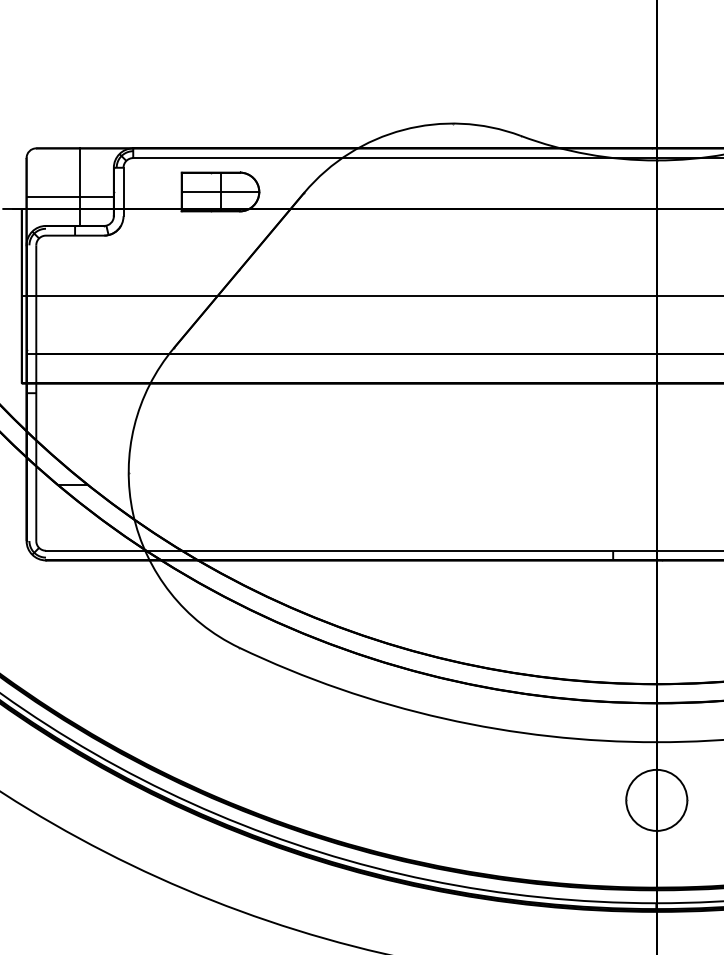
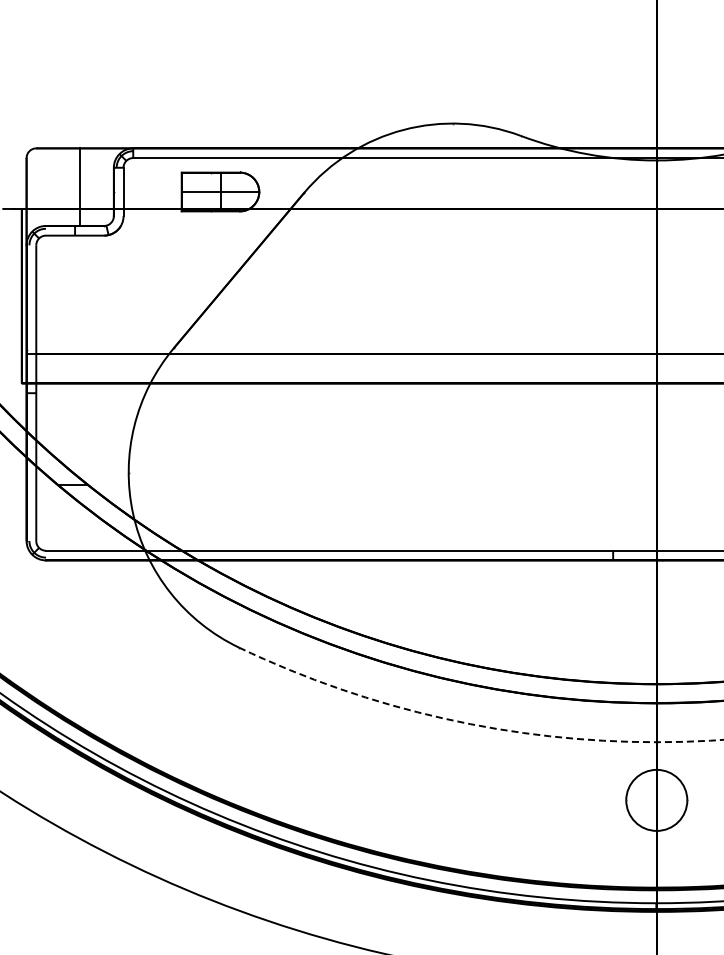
line: present -> none (69, 196)
line: present -> none (370, 296)
arc: solid -> dashed (474, 724)
